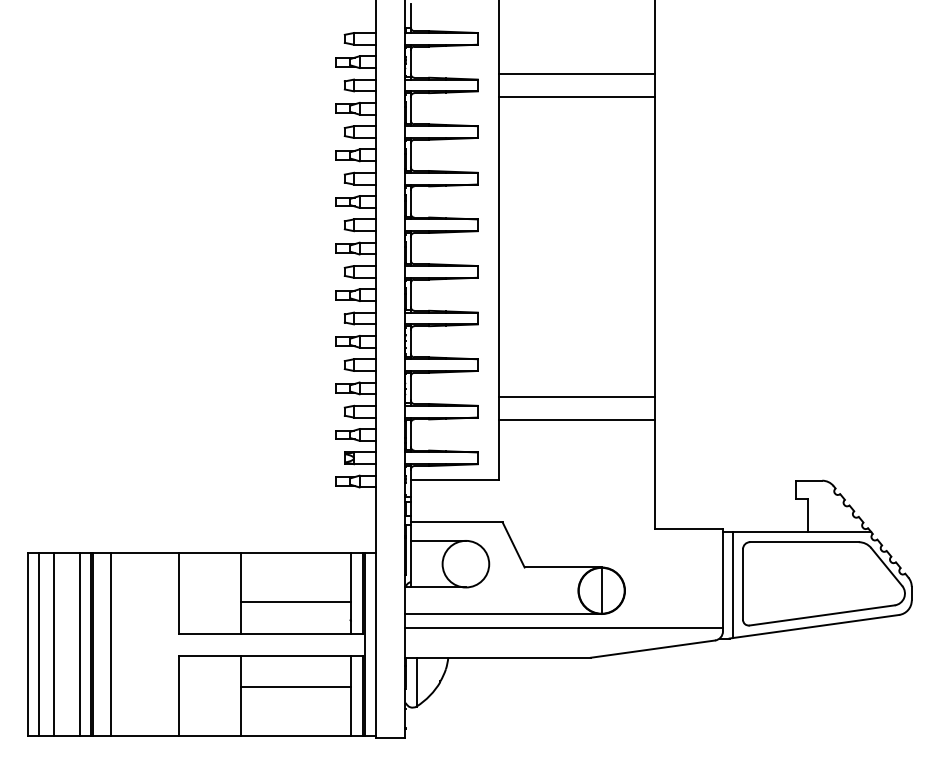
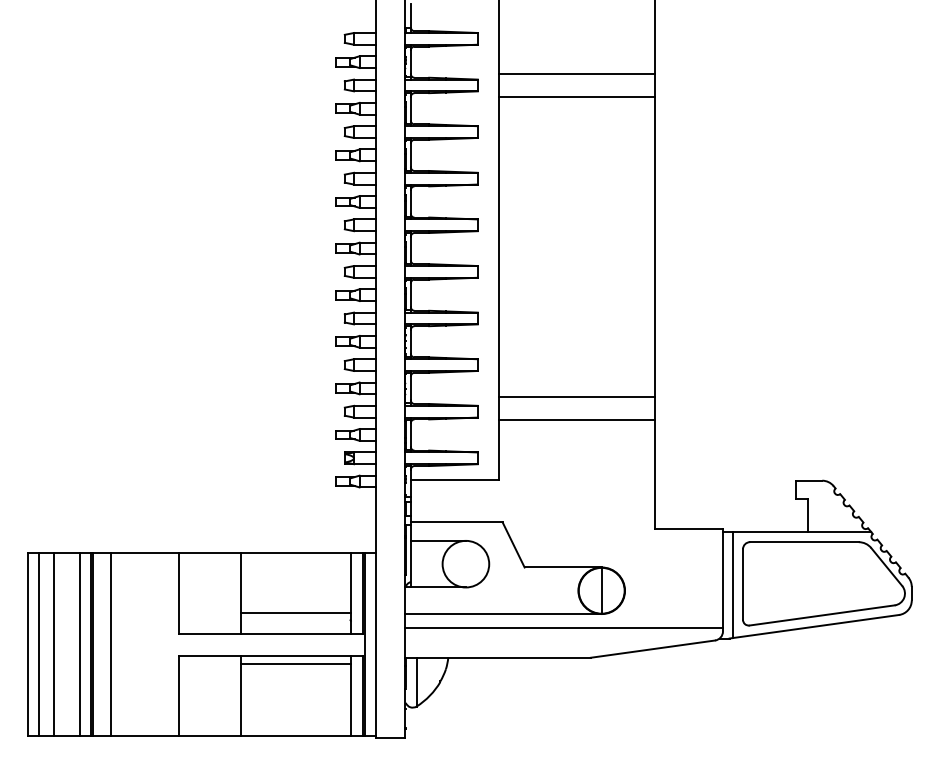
line position: (295, 602) -> (295, 613) (295, 613)
line position: (295, 687) -> (295, 664) (295, 664)
